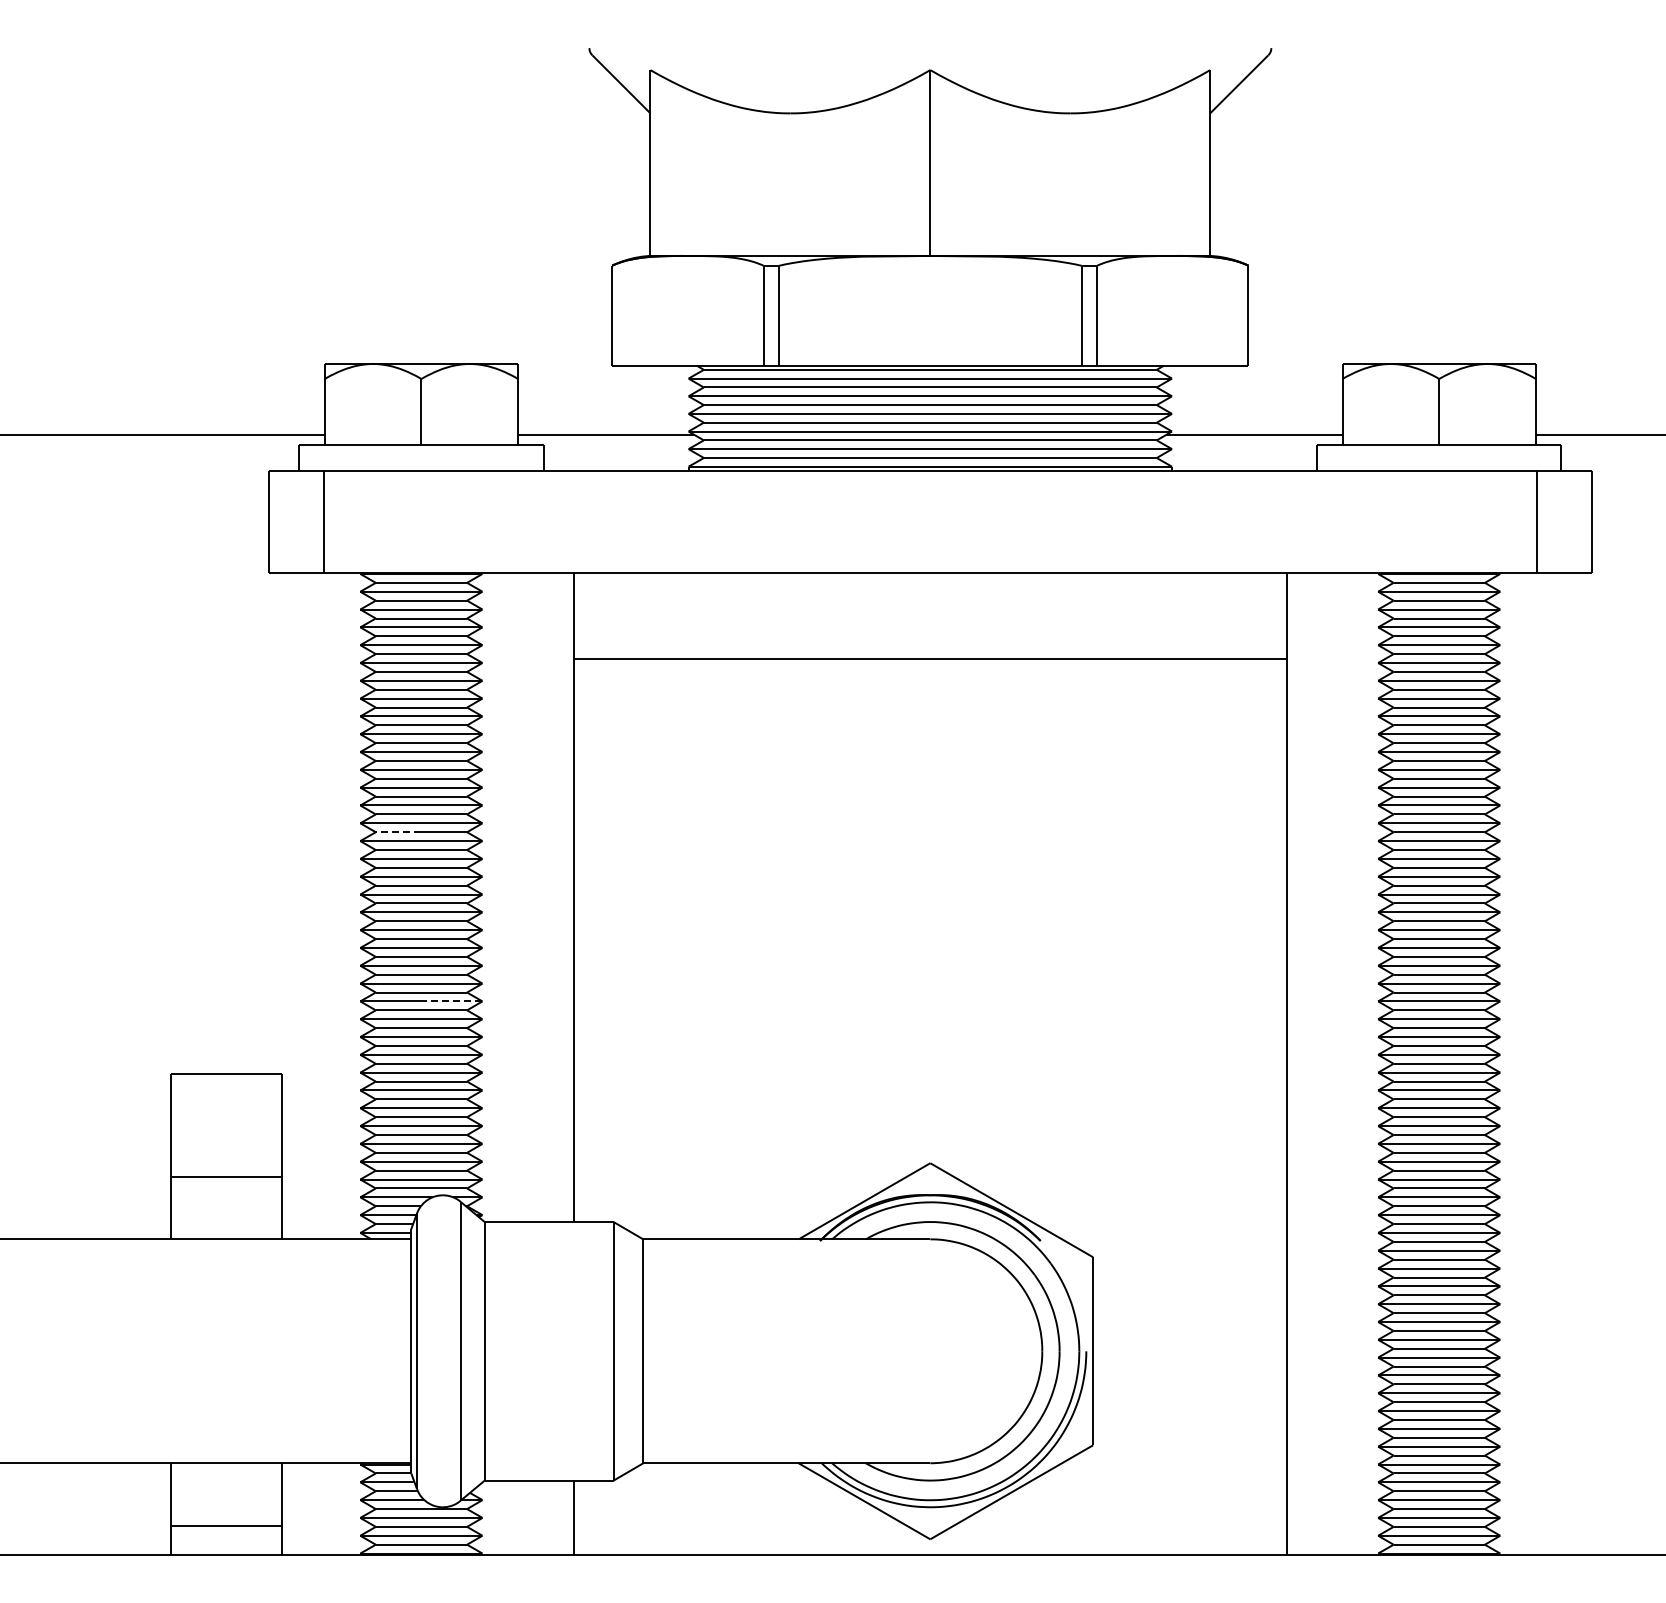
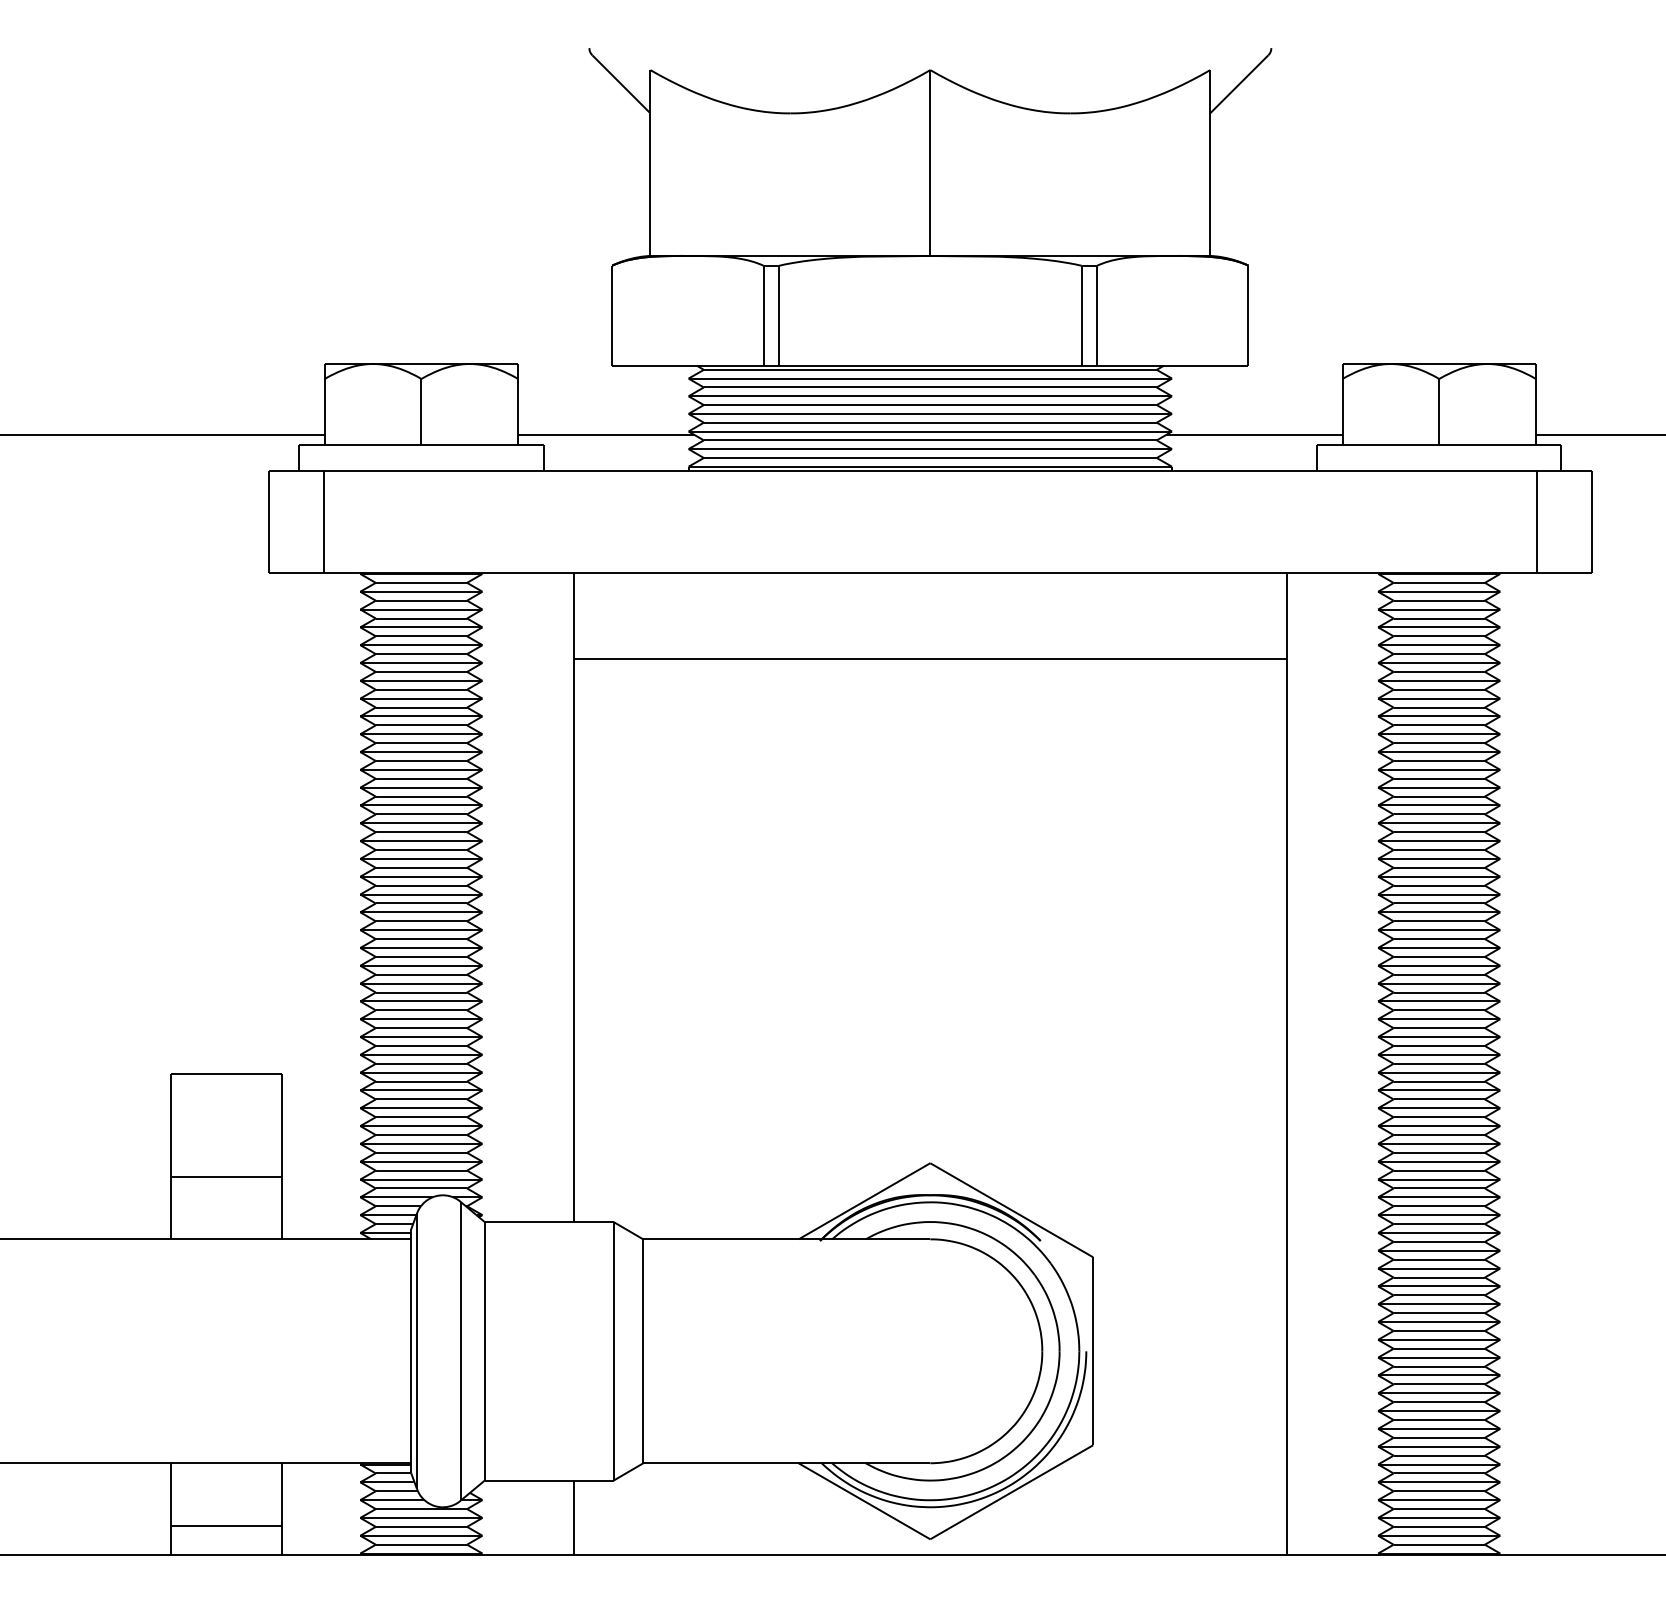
line: dashed -> solid (398, 832)
line: dashed -> solid (451, 1001)
